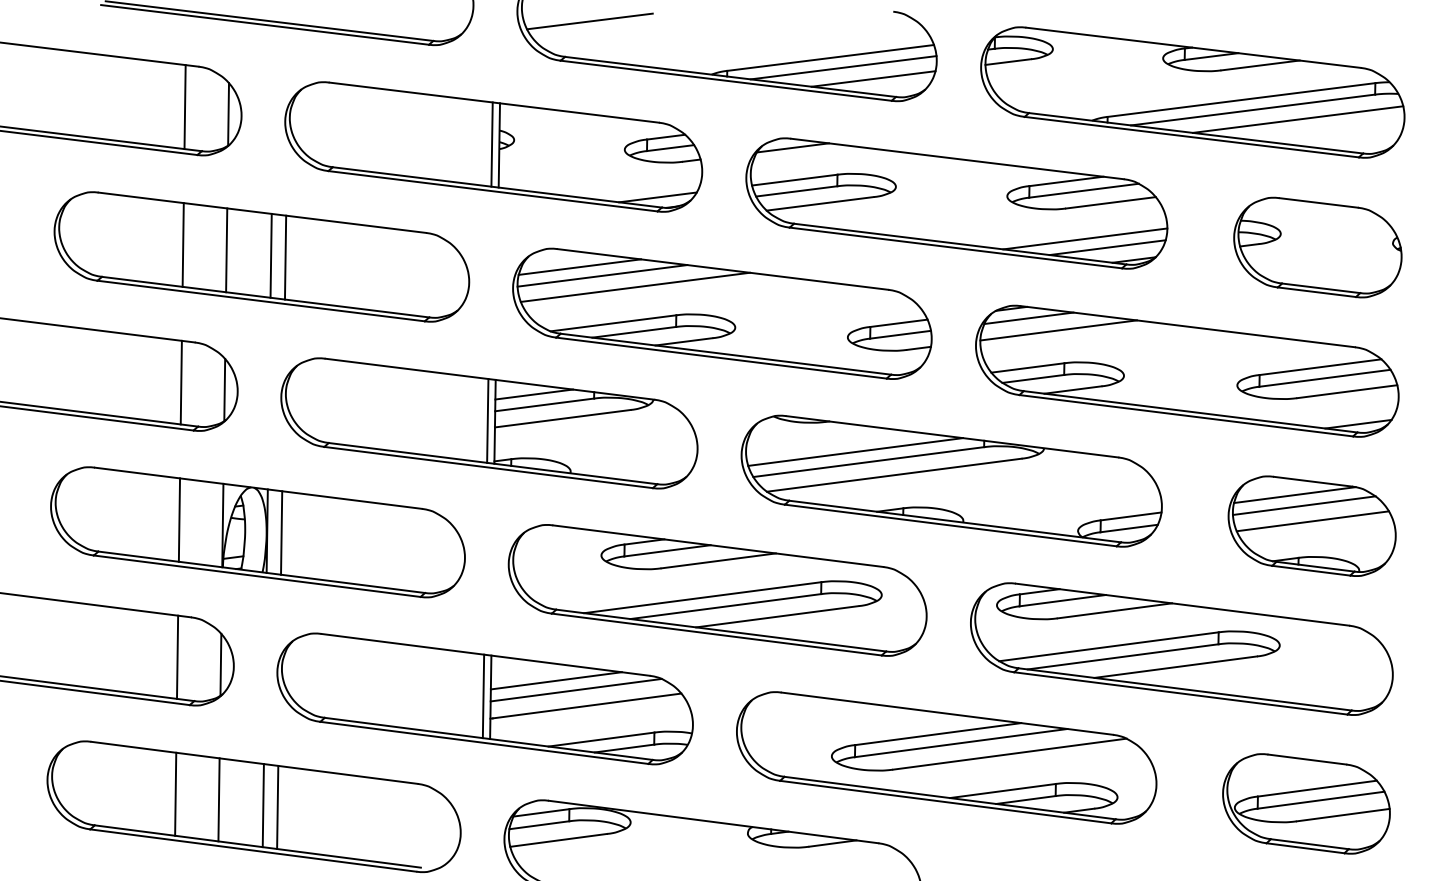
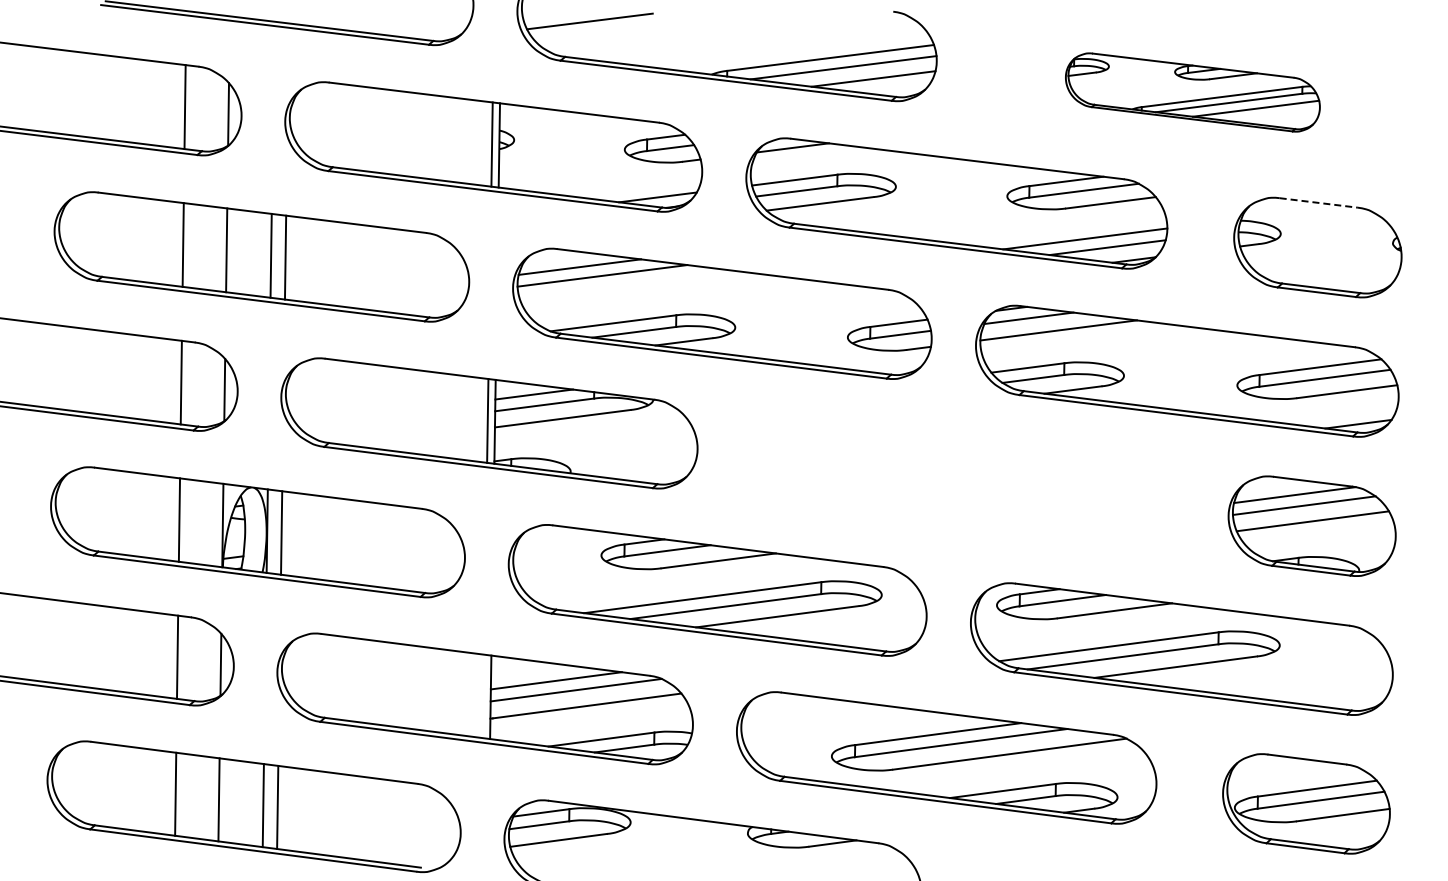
part size: 426x133 px -> 256x81 px (1192, 92)
line: solid -> dashed (1319, 202)
line: present -> none (634, 286)
part: present -> none (951, 480)
line: present -> none (483, 696)
